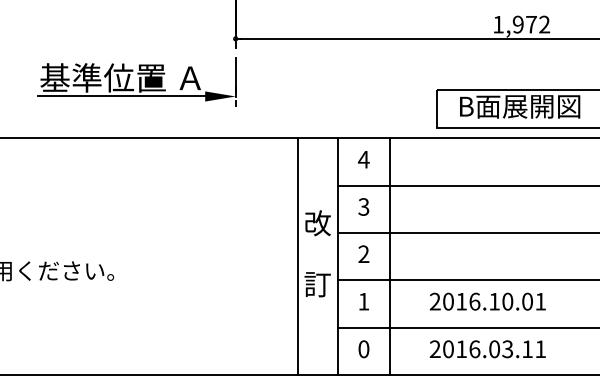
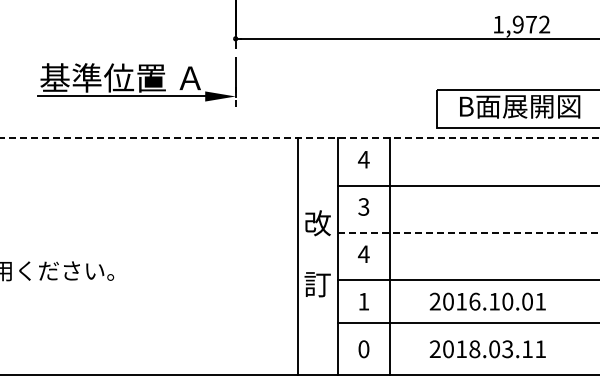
line: solid -> dashed (300, 138)
line: solid -> dashed (468, 232)
text: 2 -> 4 (363, 253)
line position: (466, 327) -> (466, 322) (466, 322)
text: 2016.03.11 -> 2018.03.11 (474, 349)
